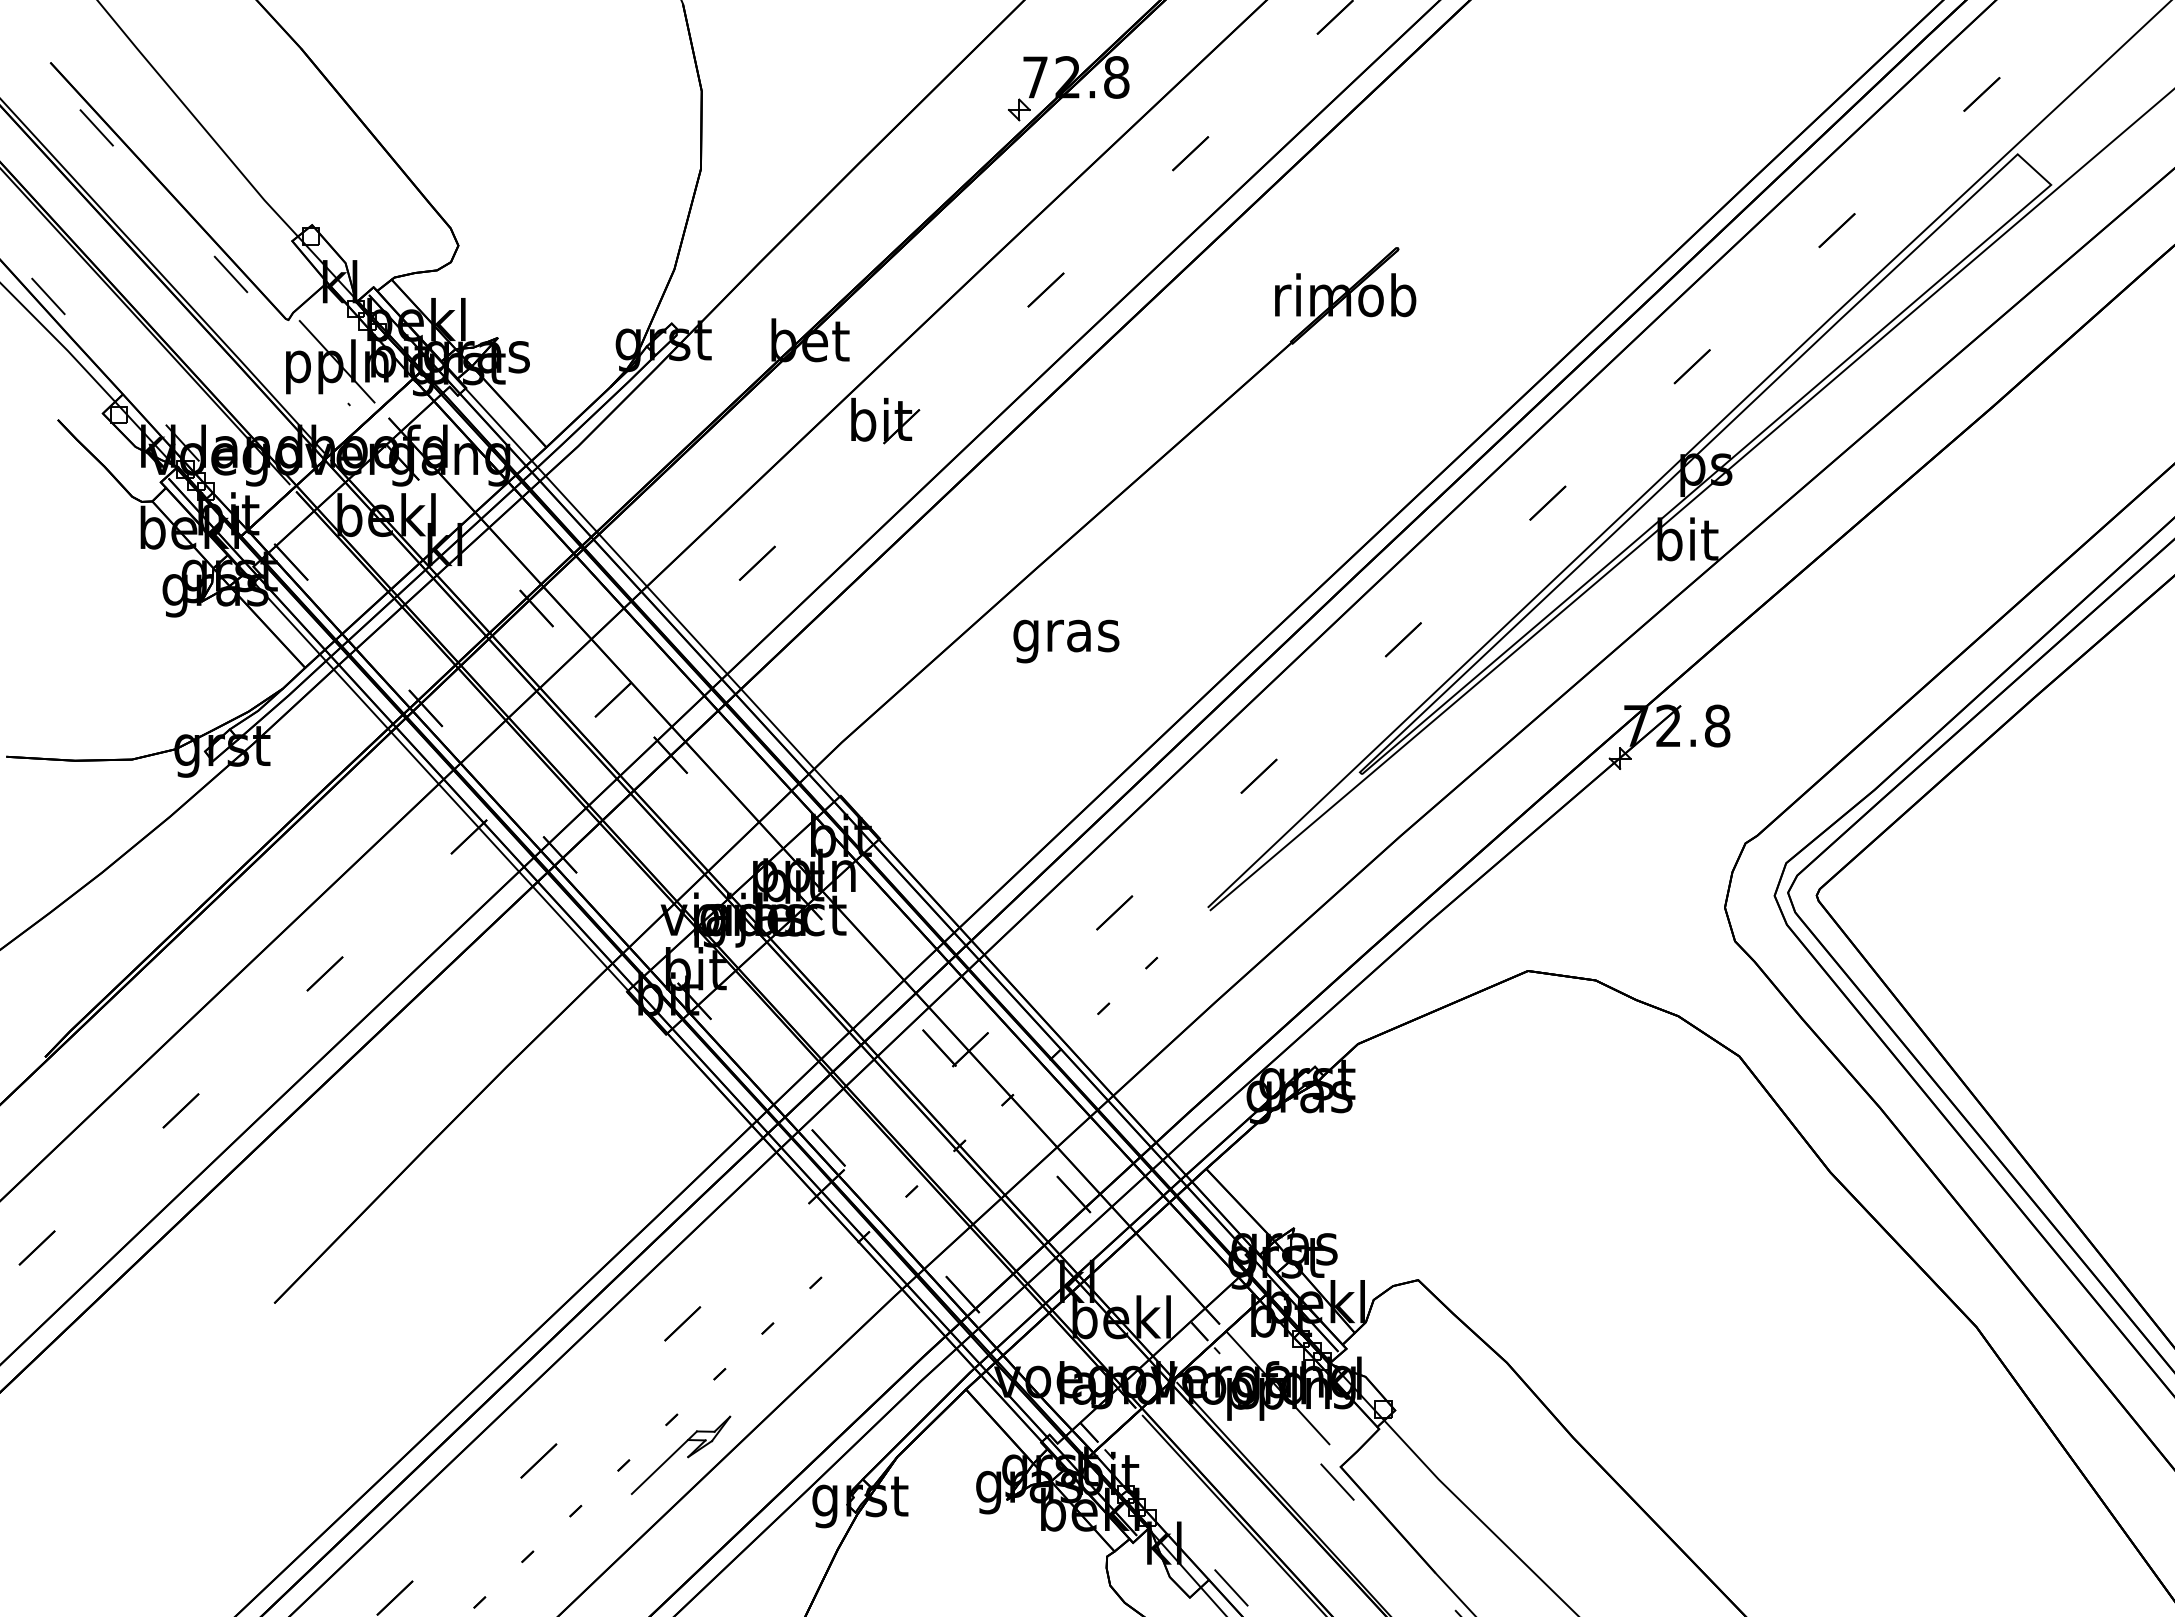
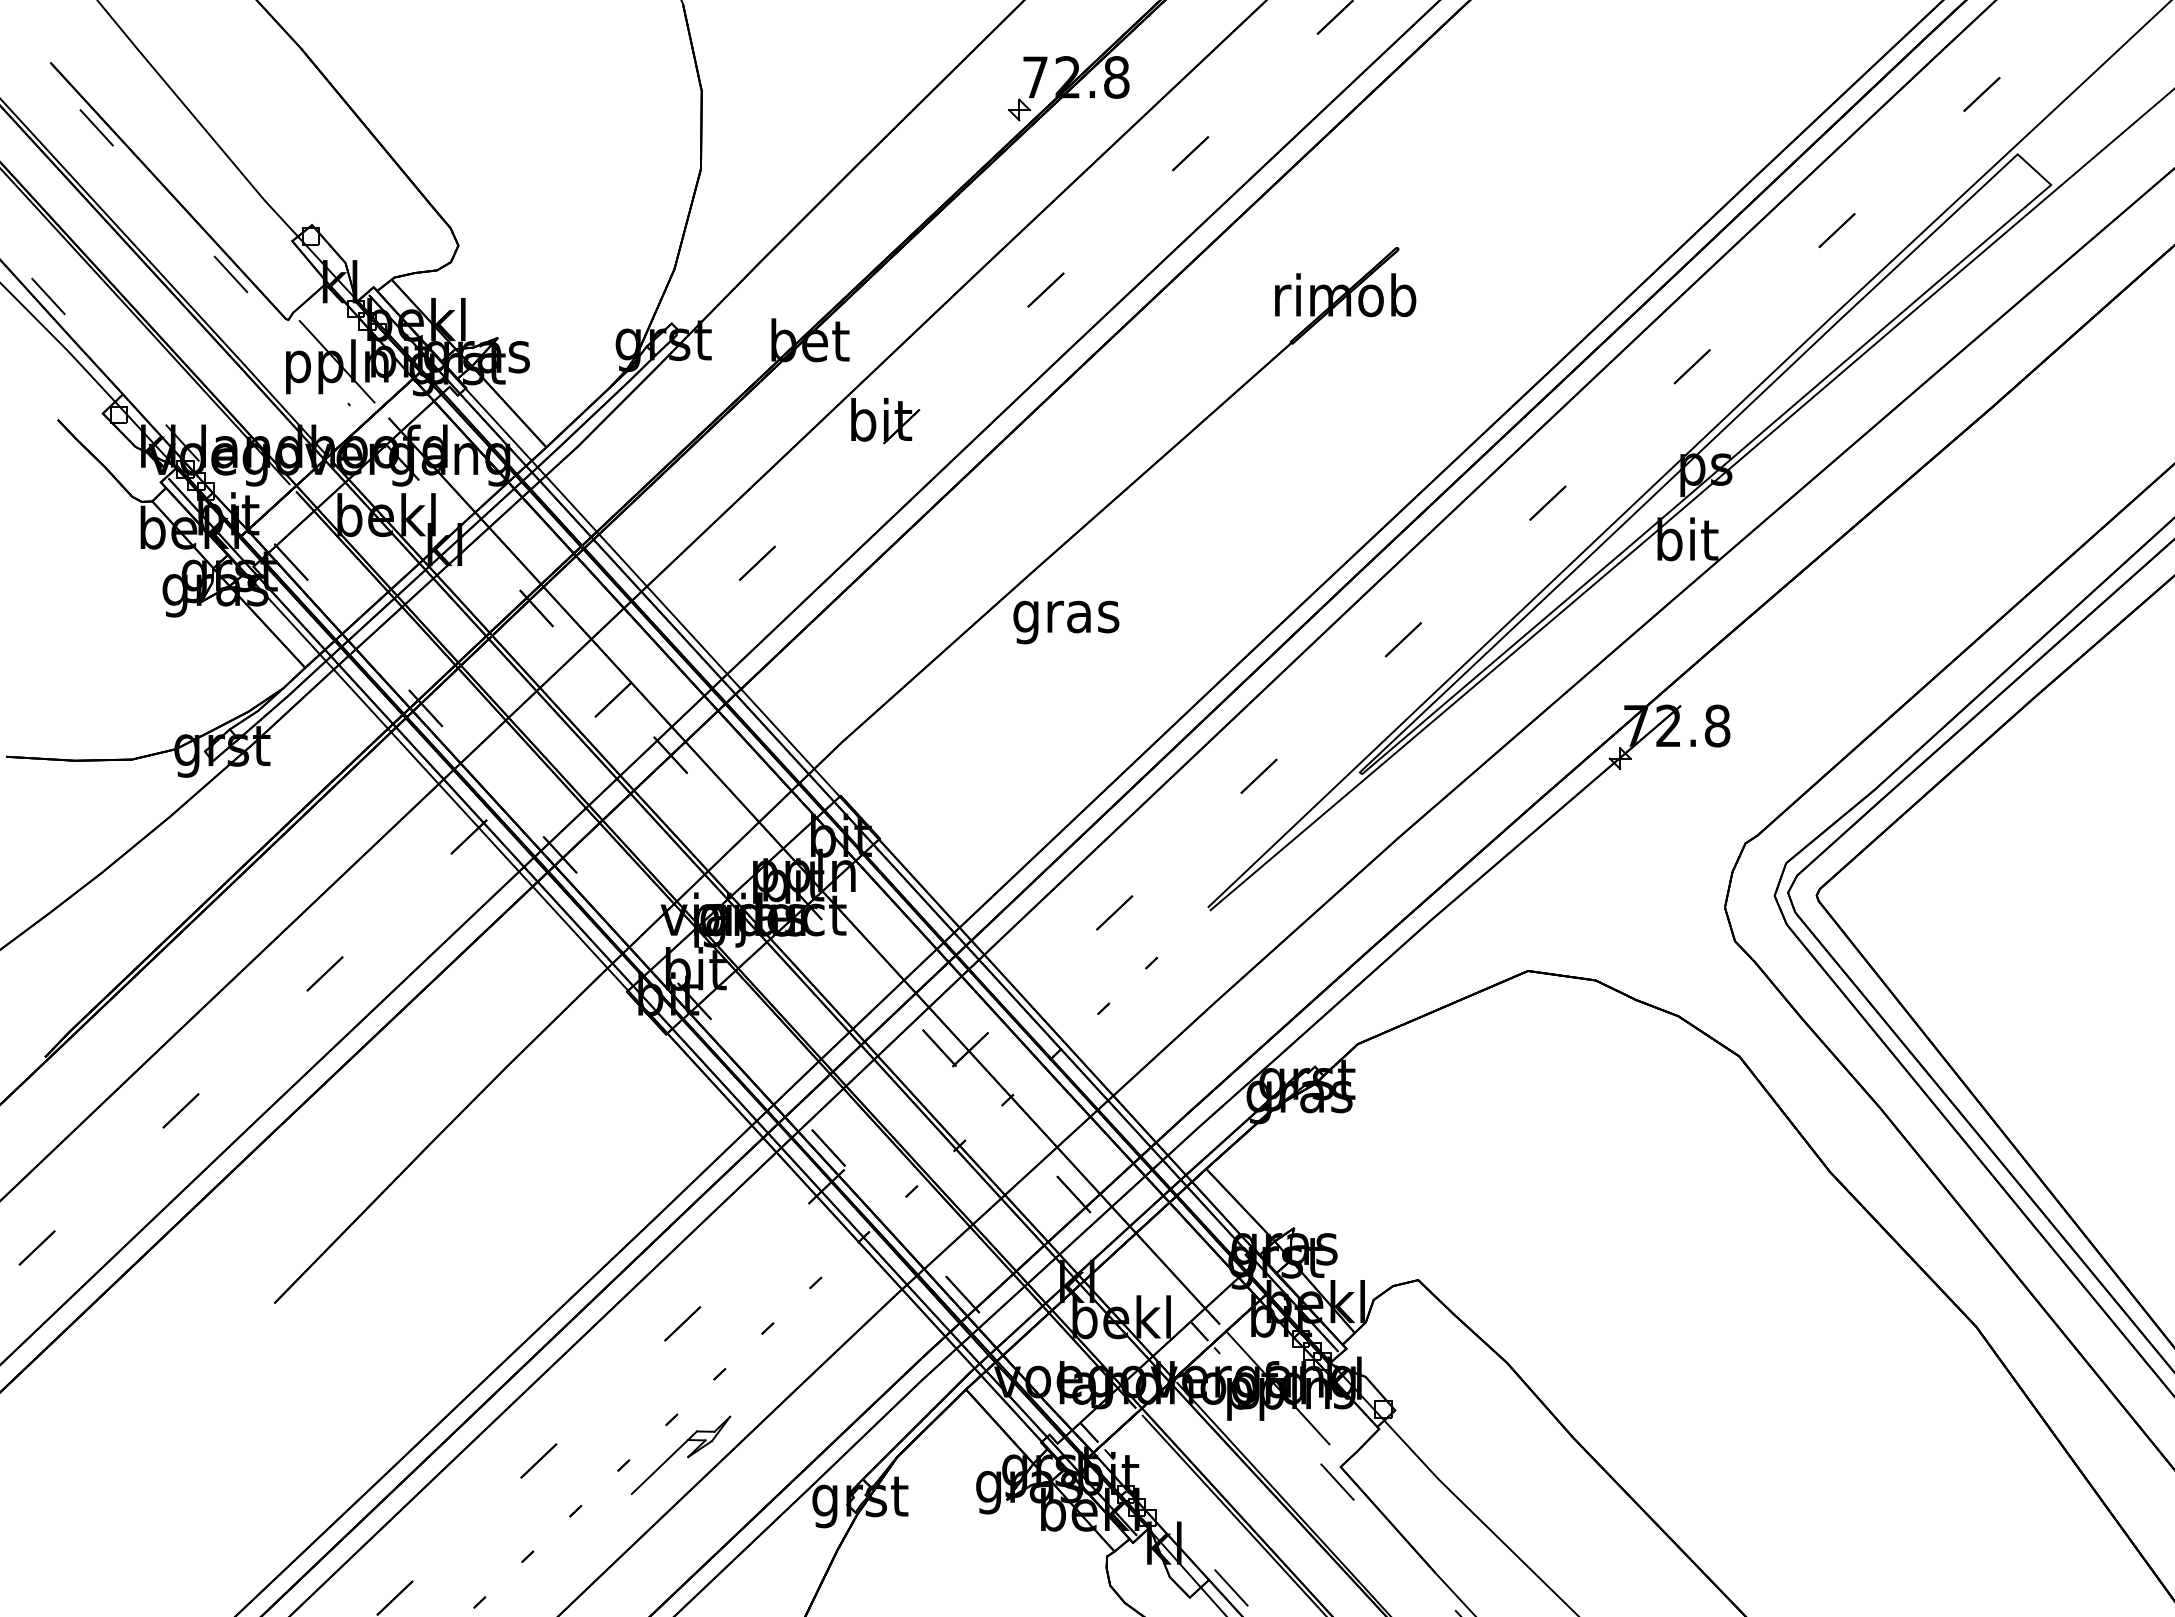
text position: (1066, 641) -> (1066, 622) (1066, 622)
